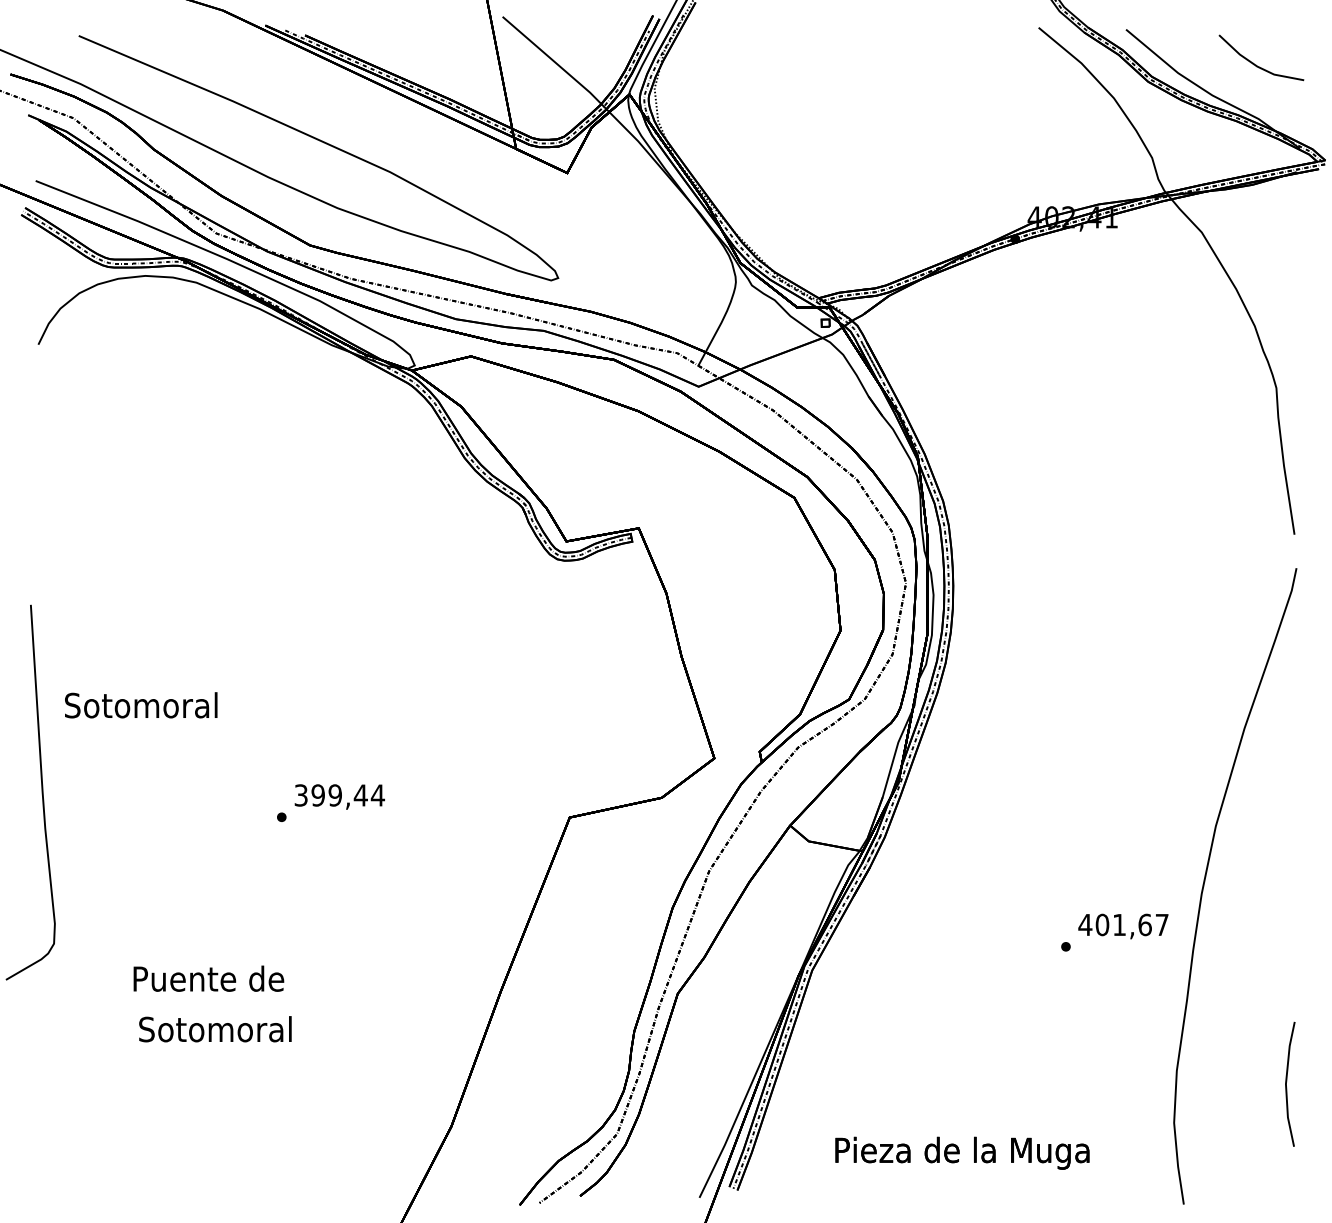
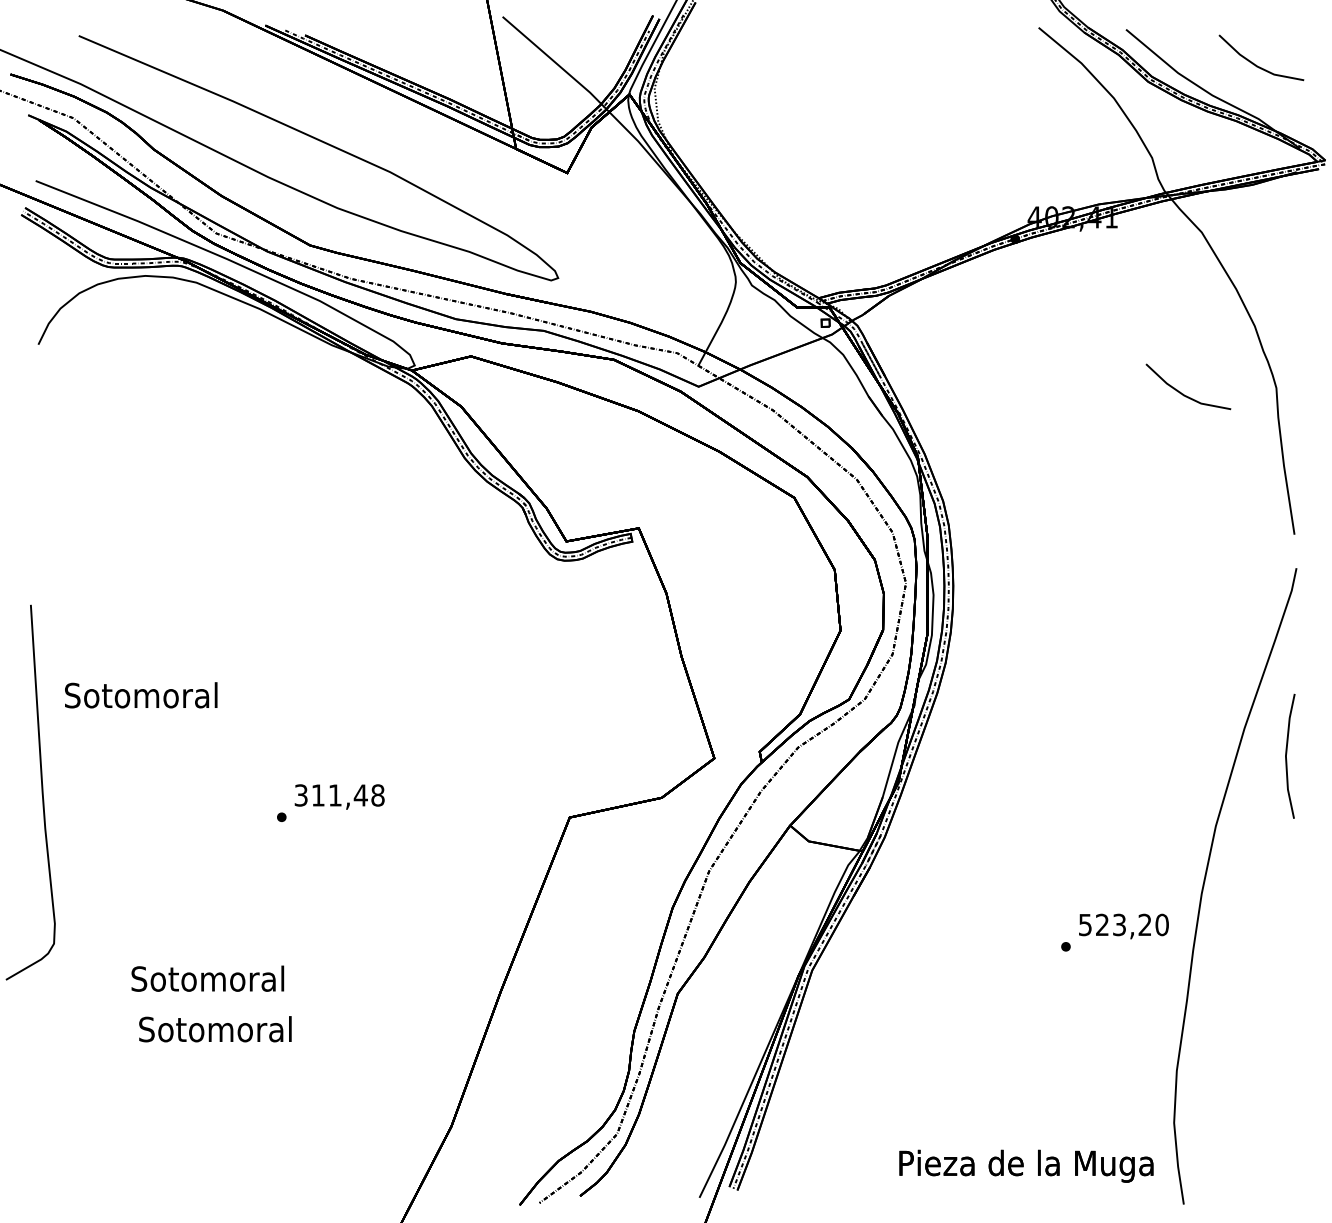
line: none -> present (1183, 393)
text position: (141, 705) -> (141, 695) (141, 695)
text: 399,44 -> 311,48 (347, 795)
text: 401,67 -> 523,20 (1123, 924)
text: Puente de -> Sotomoral (207, 978)
line position: (1287, 1081) -> (1287, 753) (1287, 753)
text position: (962, 1152) -> (1026, 1165) (1026, 1165)
